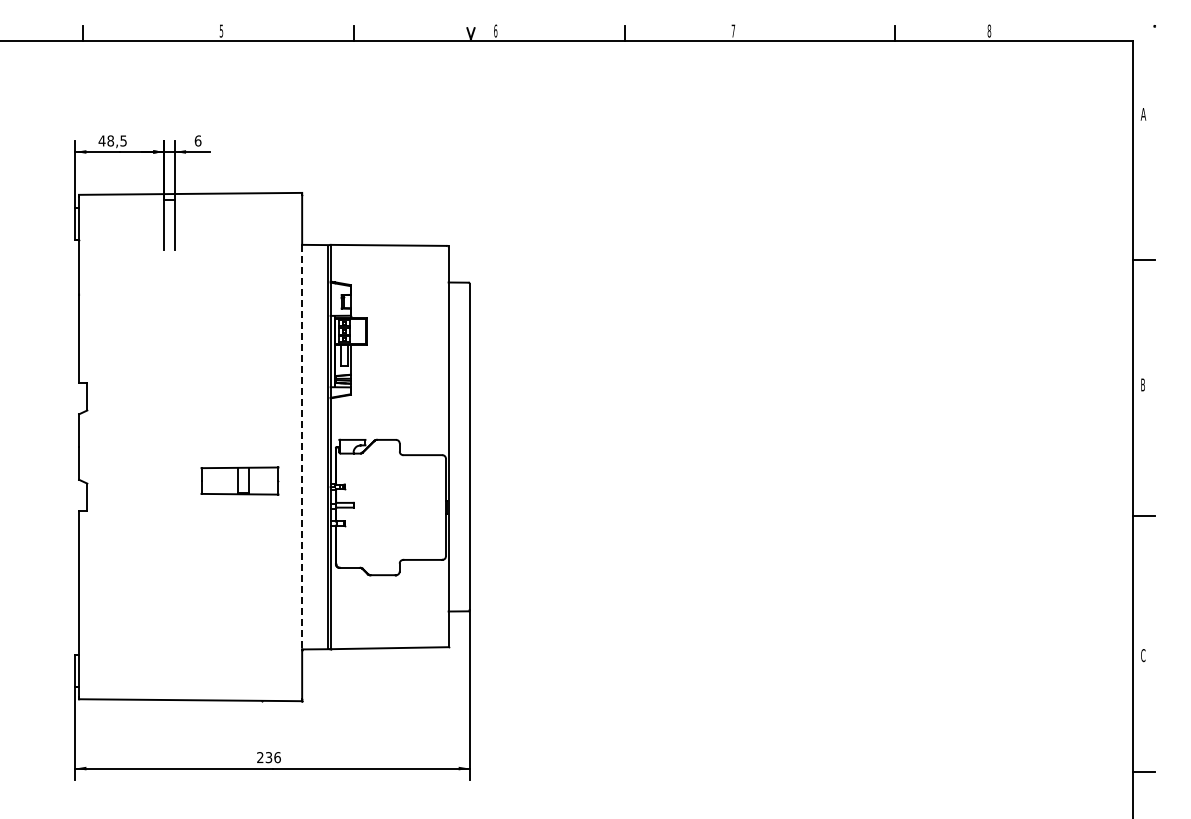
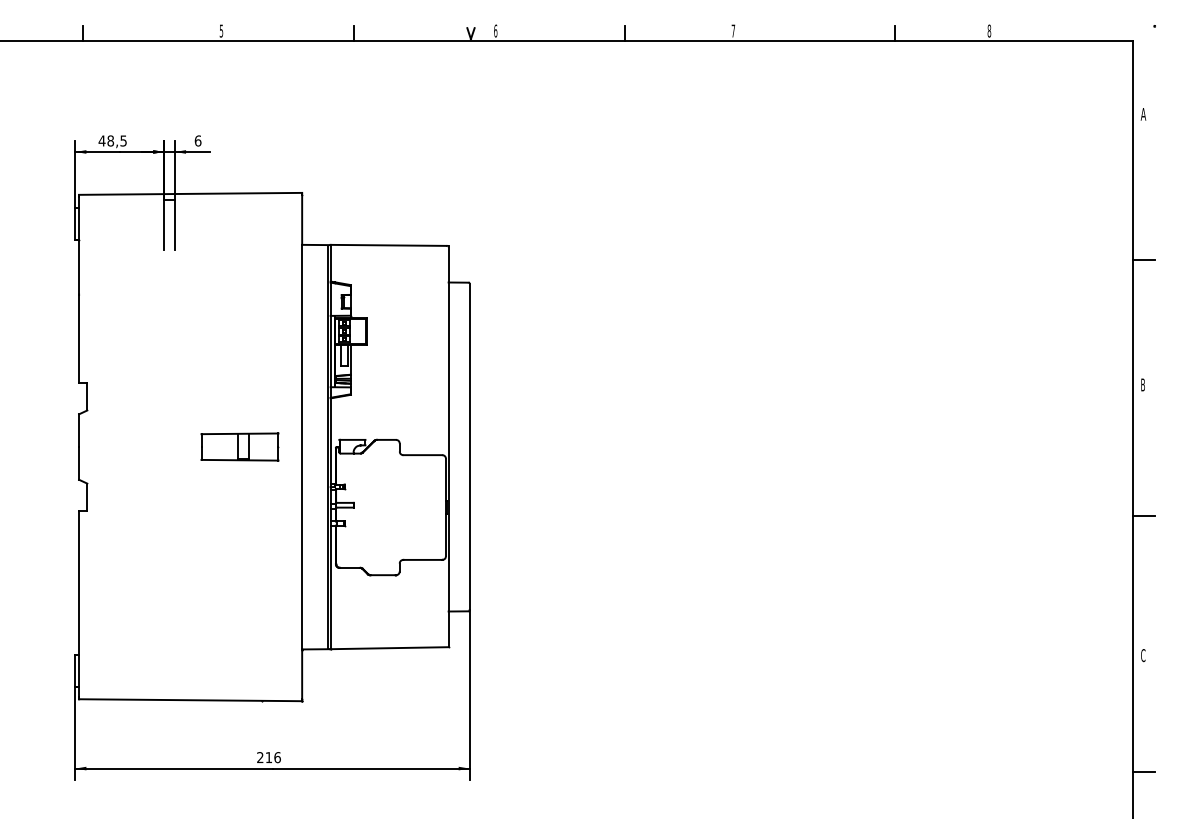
line: dashed -> solid (302, 447)
part position: (239, 480) -> (239, 446) (239, 446)
text: 236 -> 216 (268, 757)
